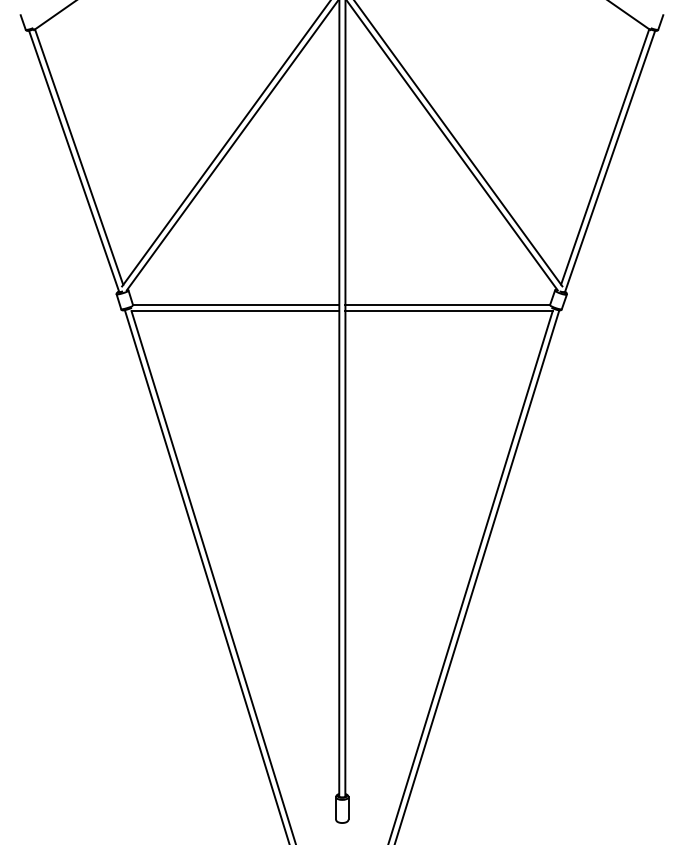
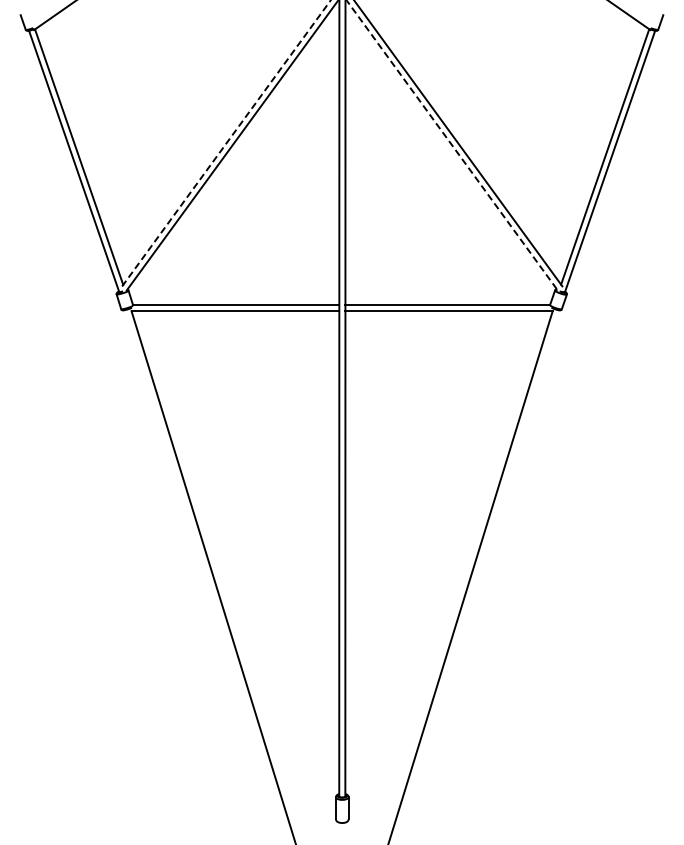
line: solid -> dashed (226, 143)
line: solid -> dashed (452, 145)
line: present -> none (206, 575)
line: present -> none (477, 575)
